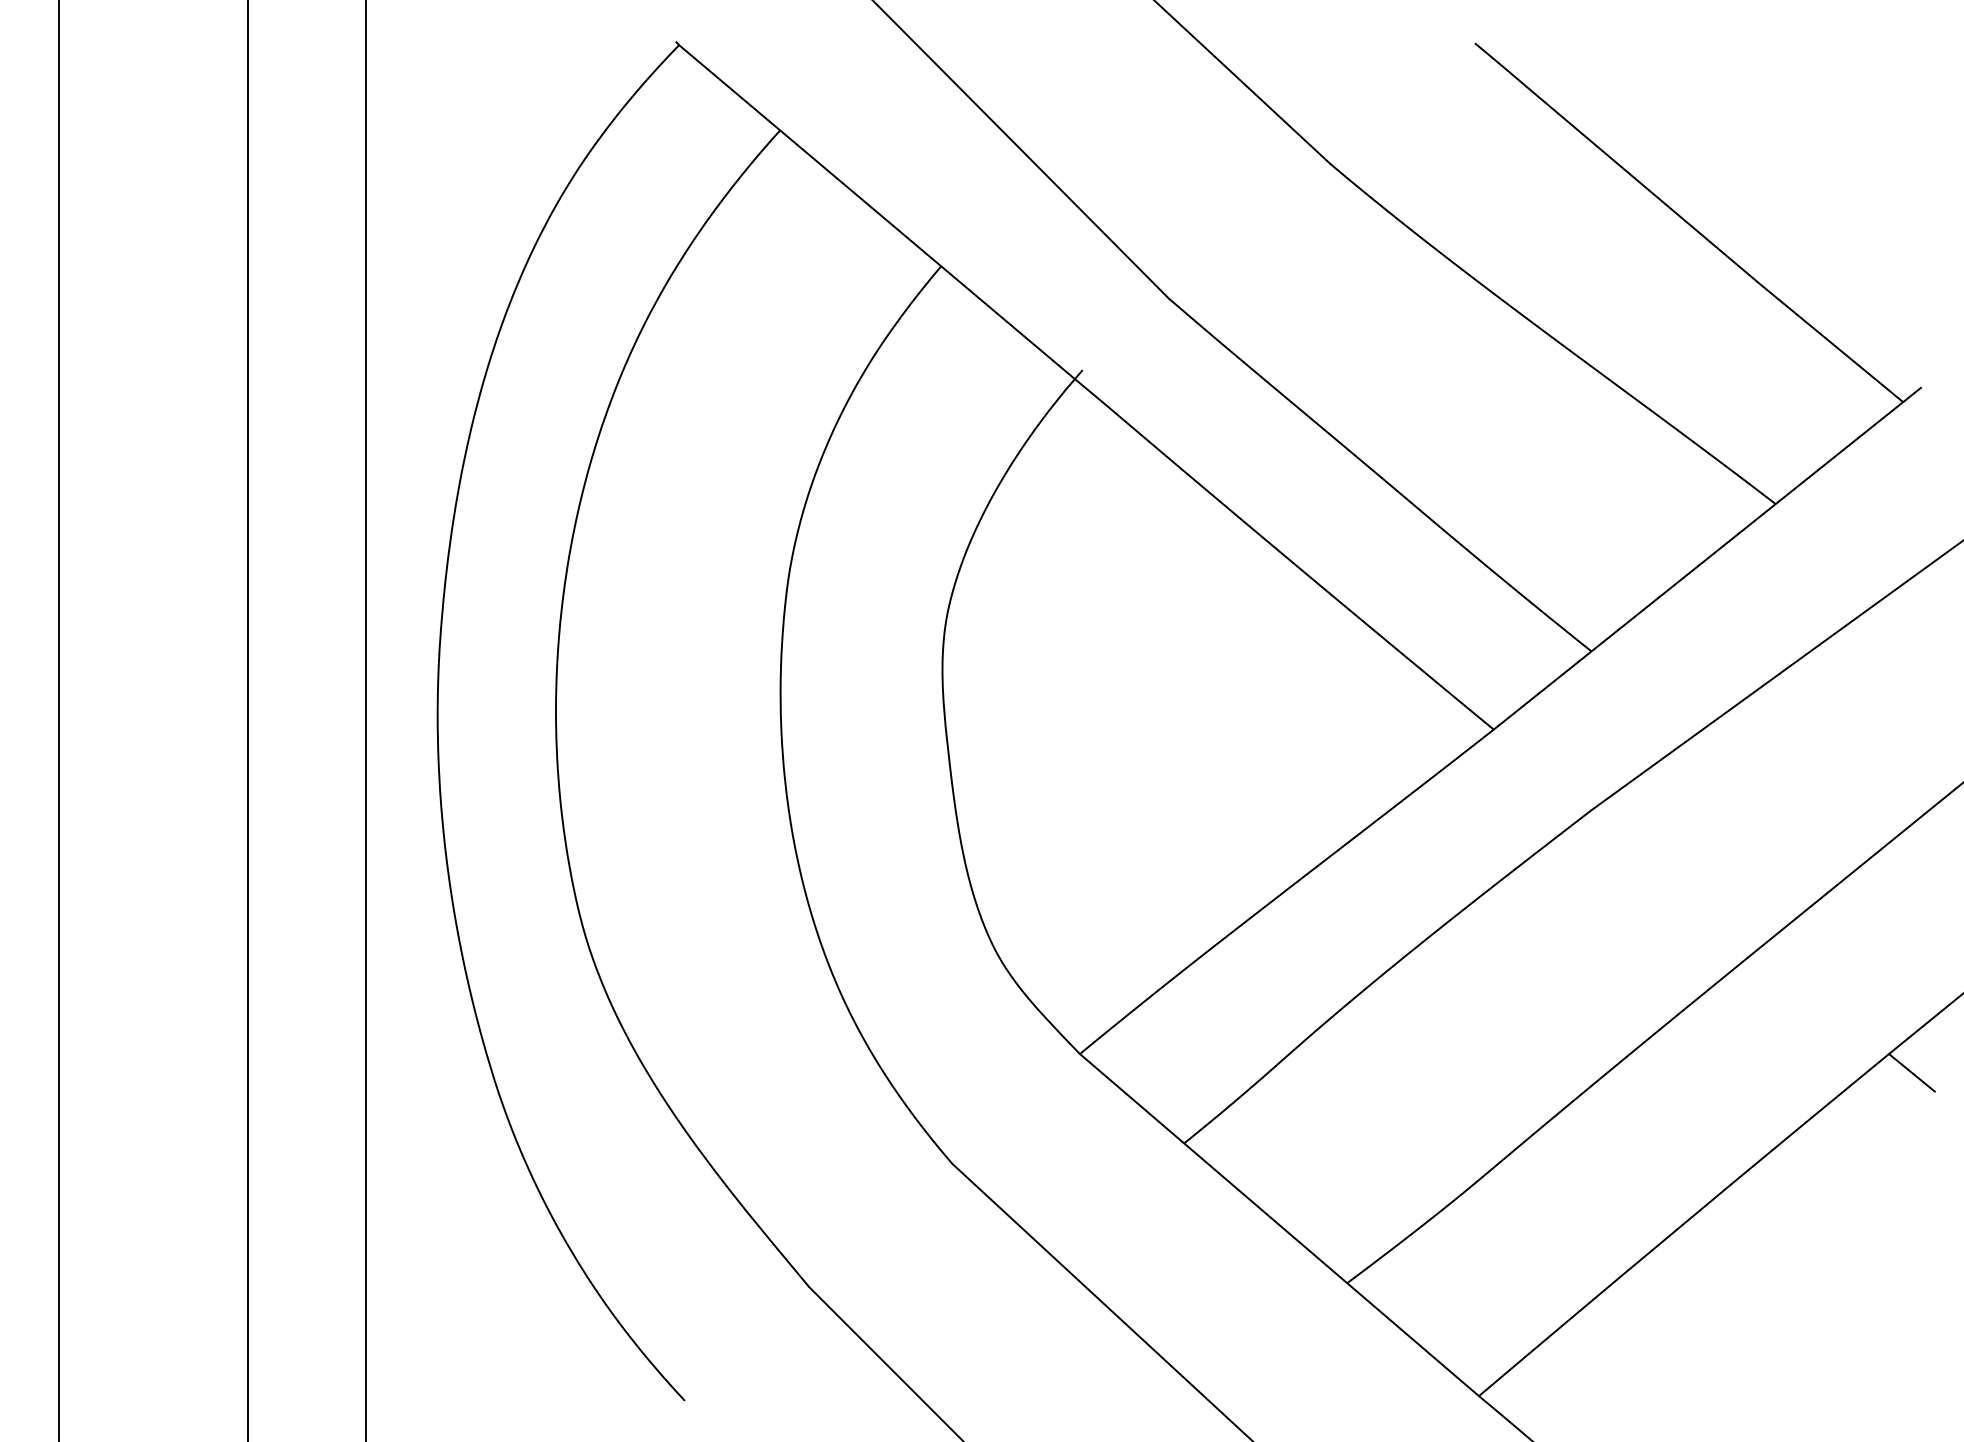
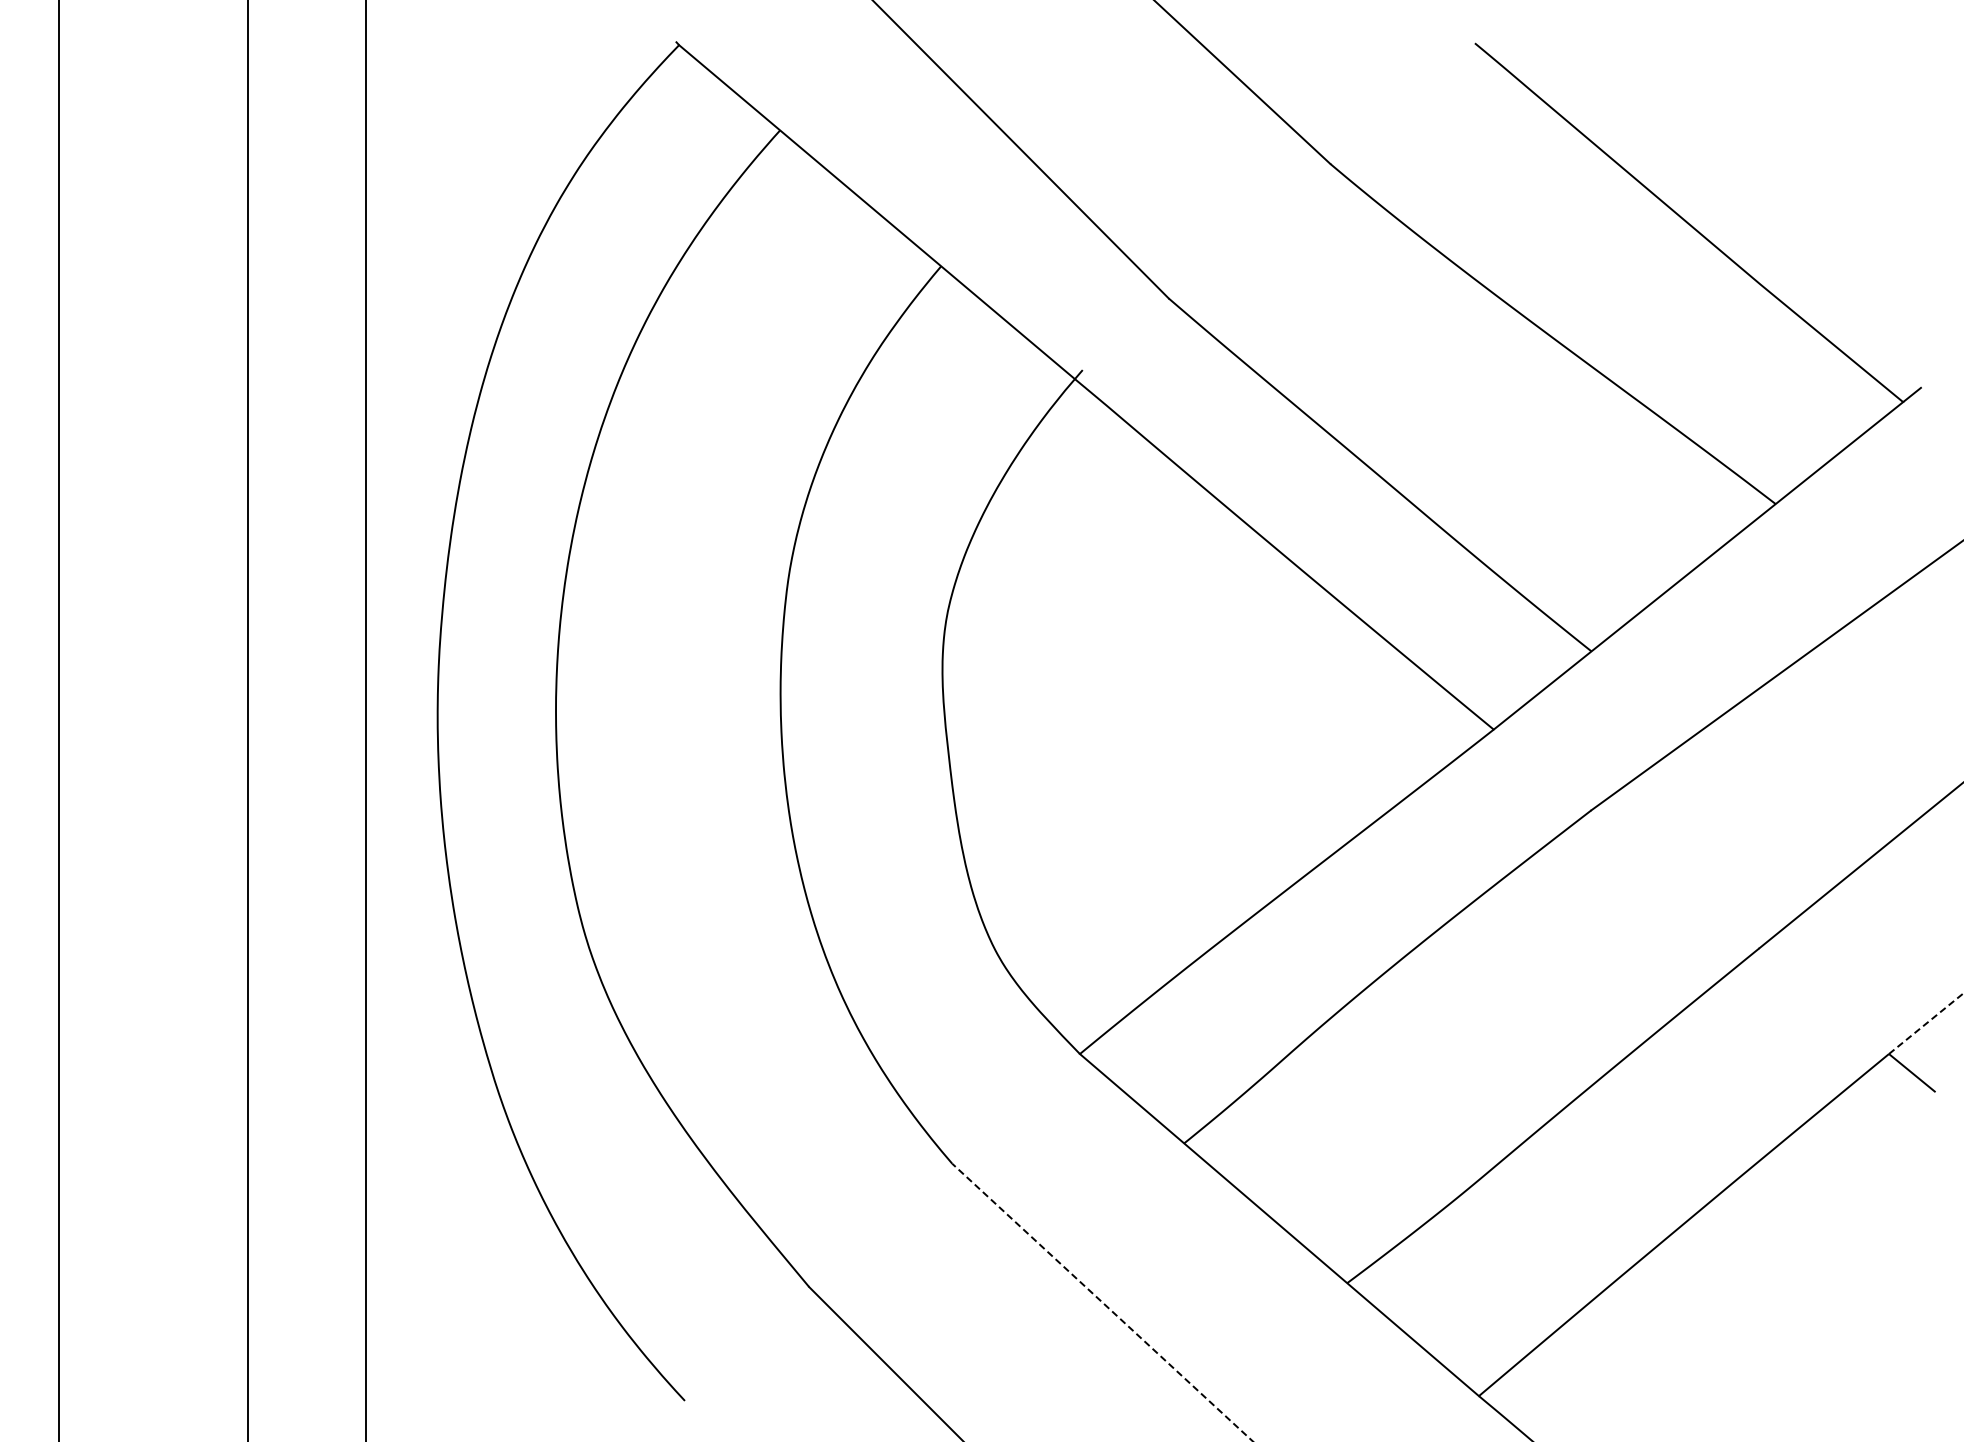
line: solid -> dashed (1926, 1023)
line: solid -> dashed (1102, 1302)
